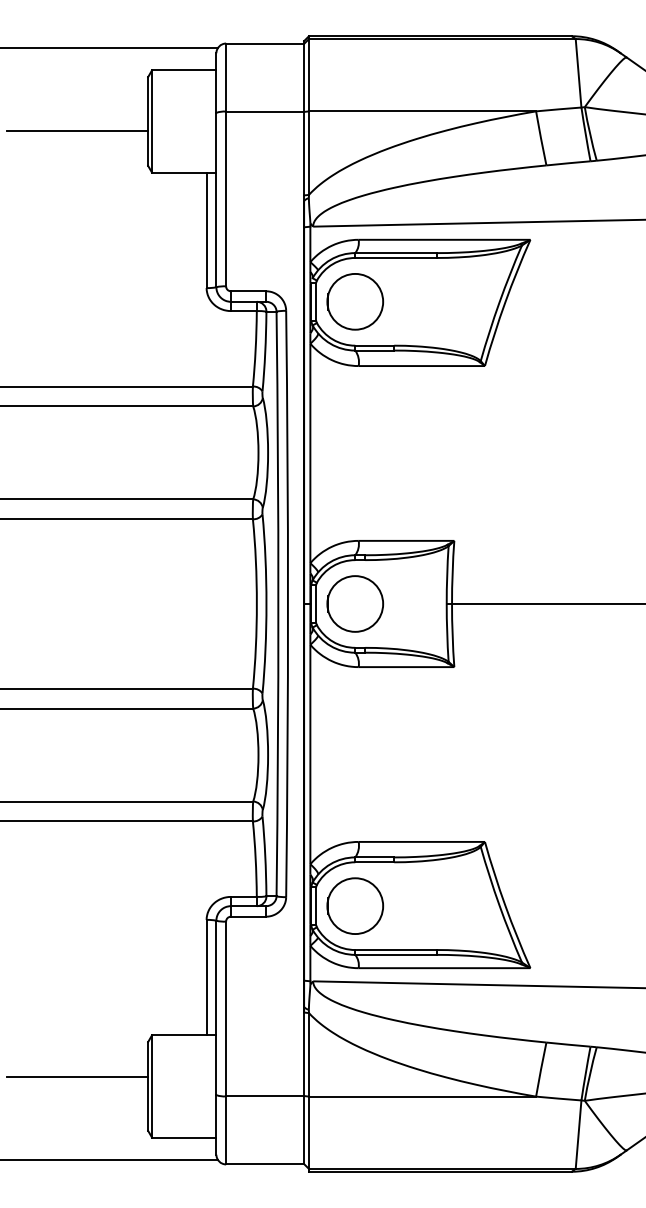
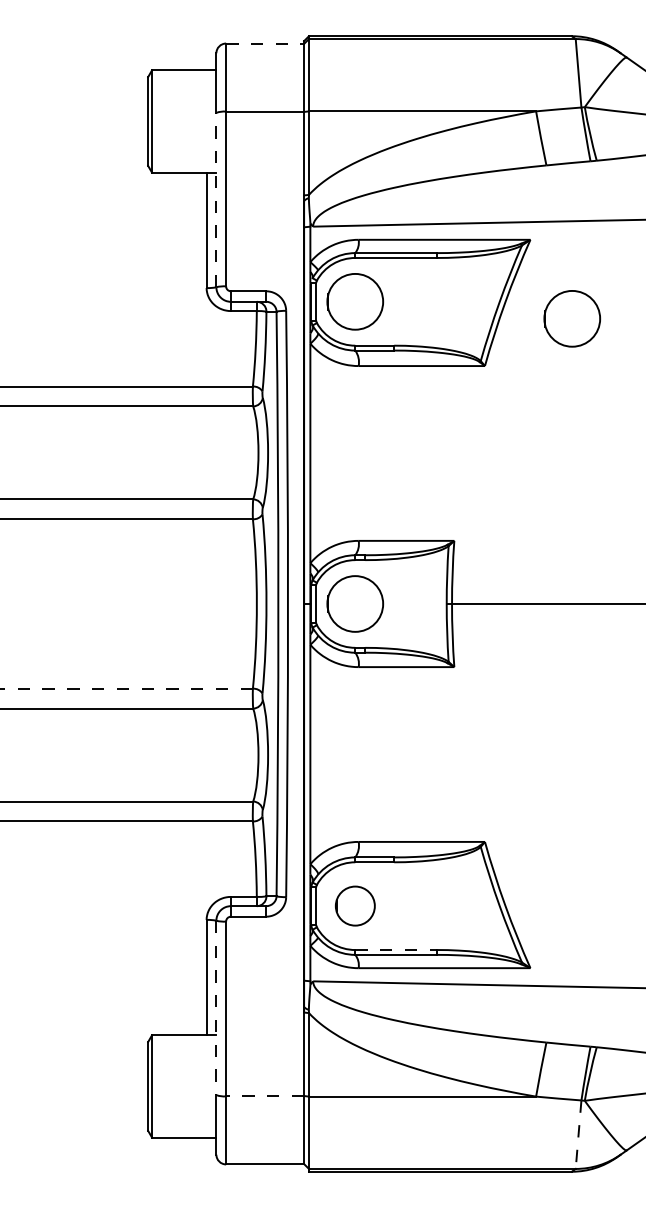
line: solid -> dashed (265, 43)
line: present -> none (109, 48)
line: present -> none (77, 131)
line: solid -> dashed (216, 199)
part: none -> present (572, 318)
line: solid -> dashed (126, 688)
part size: 59x58 px -> 41x42 px (355, 905)
line: solid -> dashed (396, 950)
line: solid -> dashed (216, 1008)
line: present -> none (77, 1076)
line: solid -> dashed (265, 1096)
line: solid -> dashed (578, 1135)
line: present -> none (109, 1159)
